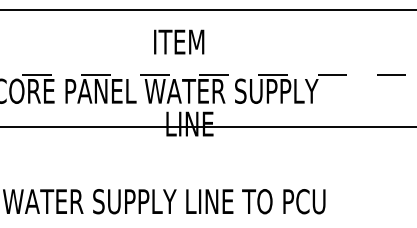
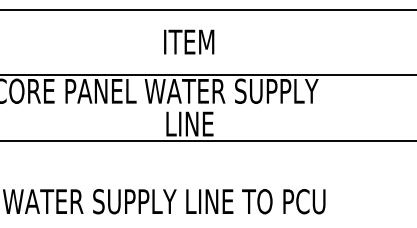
text position: (179, 41) -> (189, 41) (189, 41)
line: dashed -> solid (208, 74)
line position: (207, 126) -> (207, 140) (207, 140)
